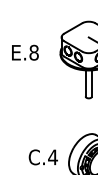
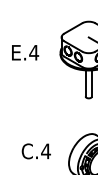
text: E.8 -> E.4 (34, 52)
text position: (42, 157) -> (35, 151) (35, 151)
